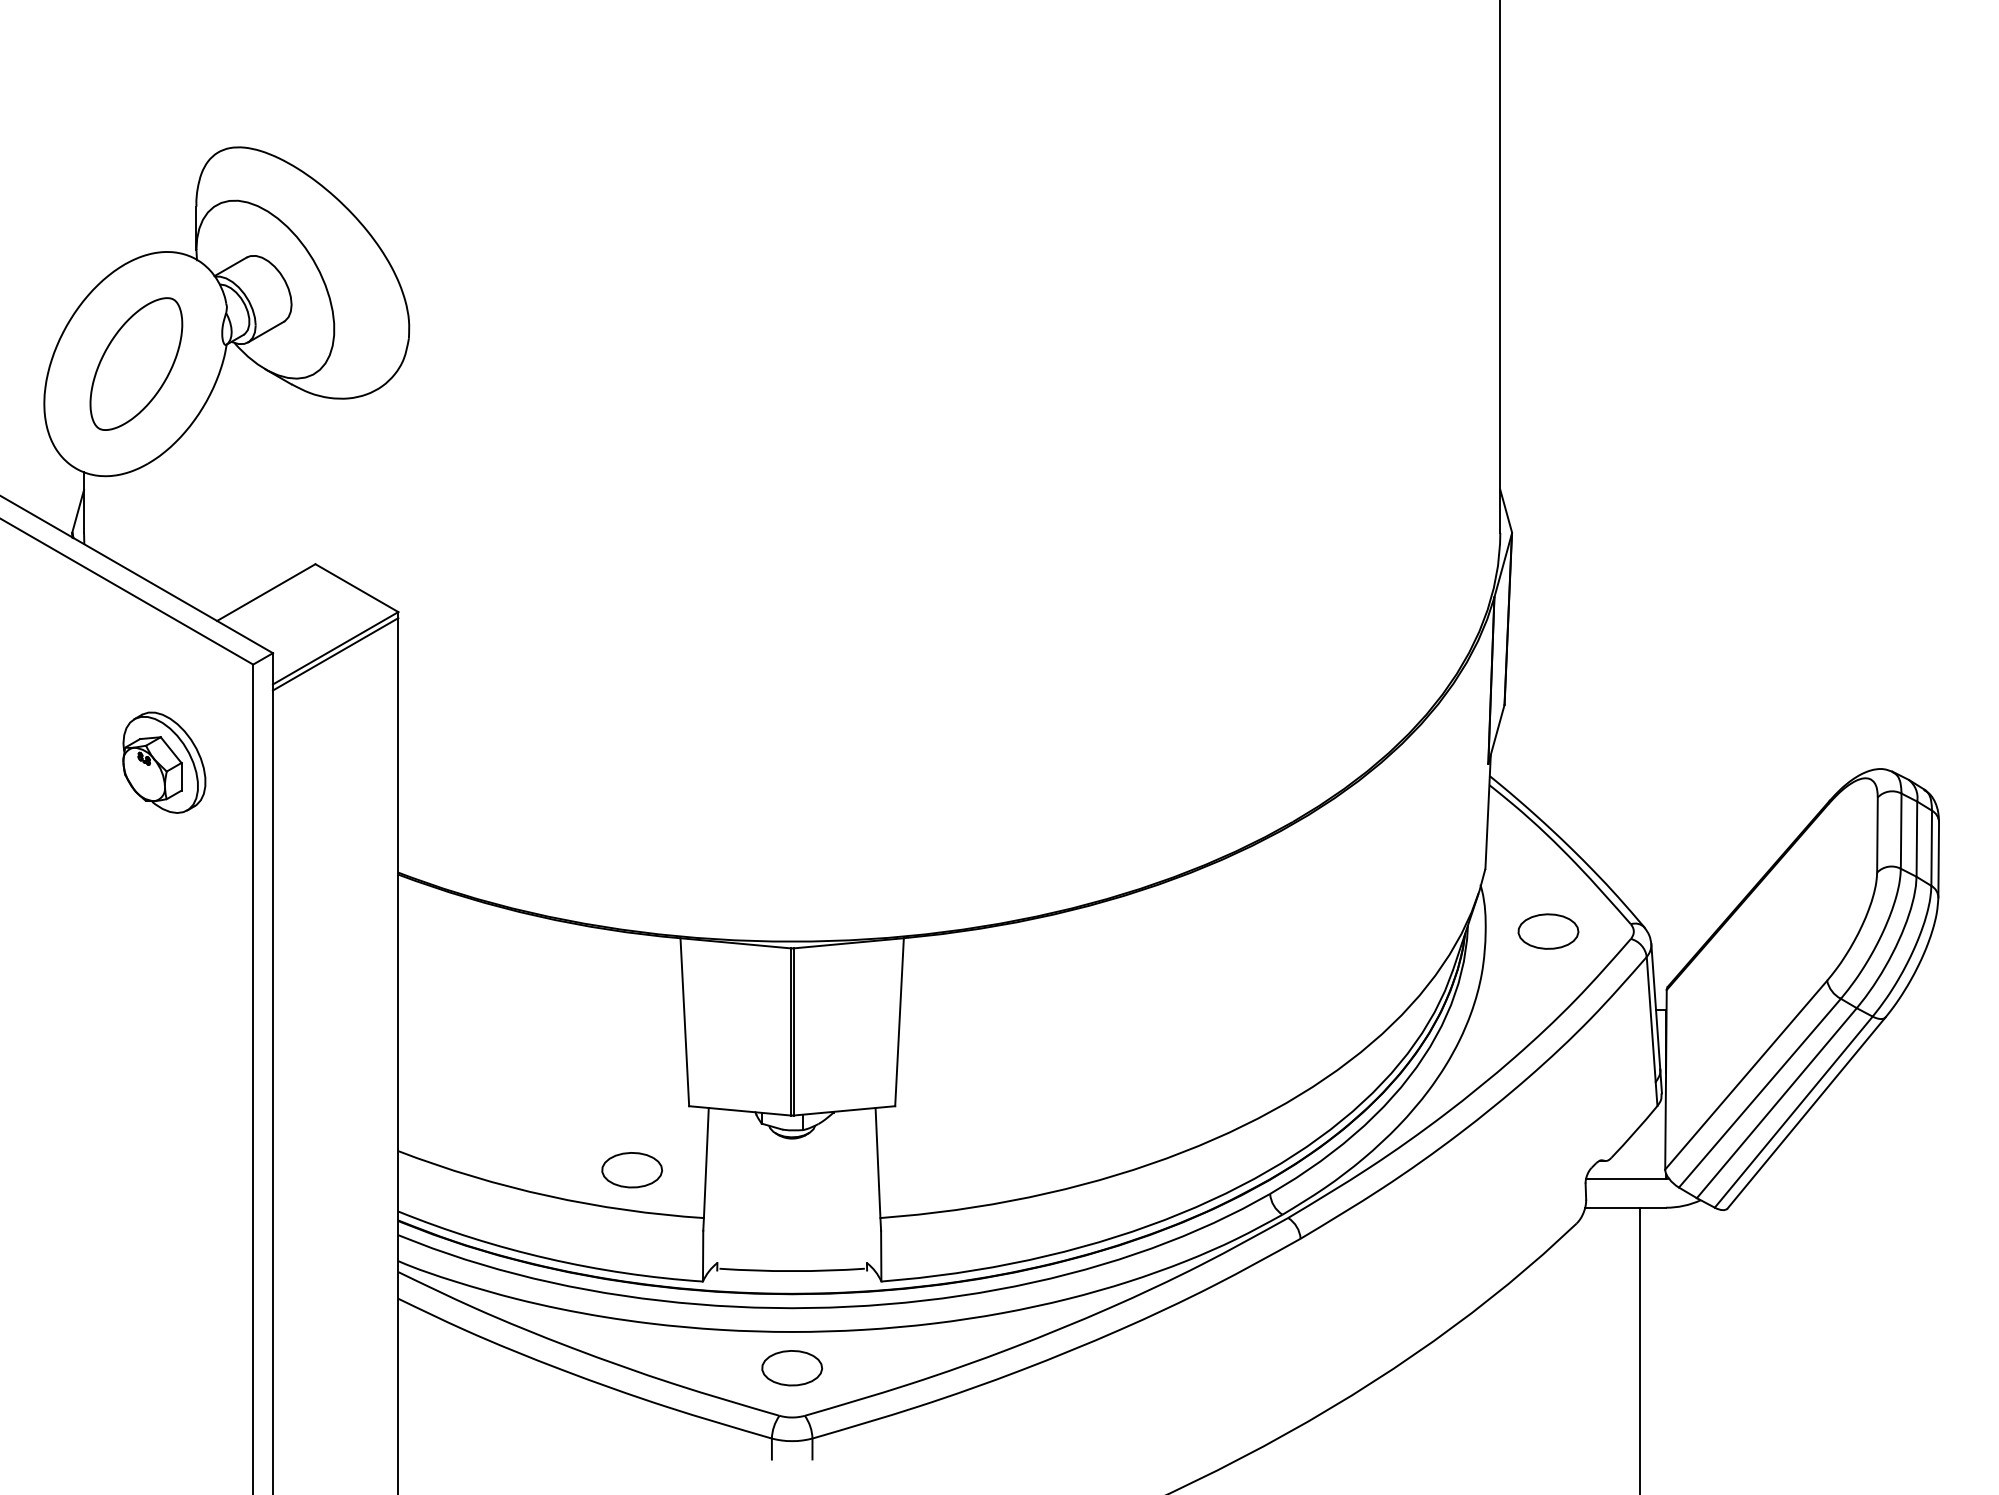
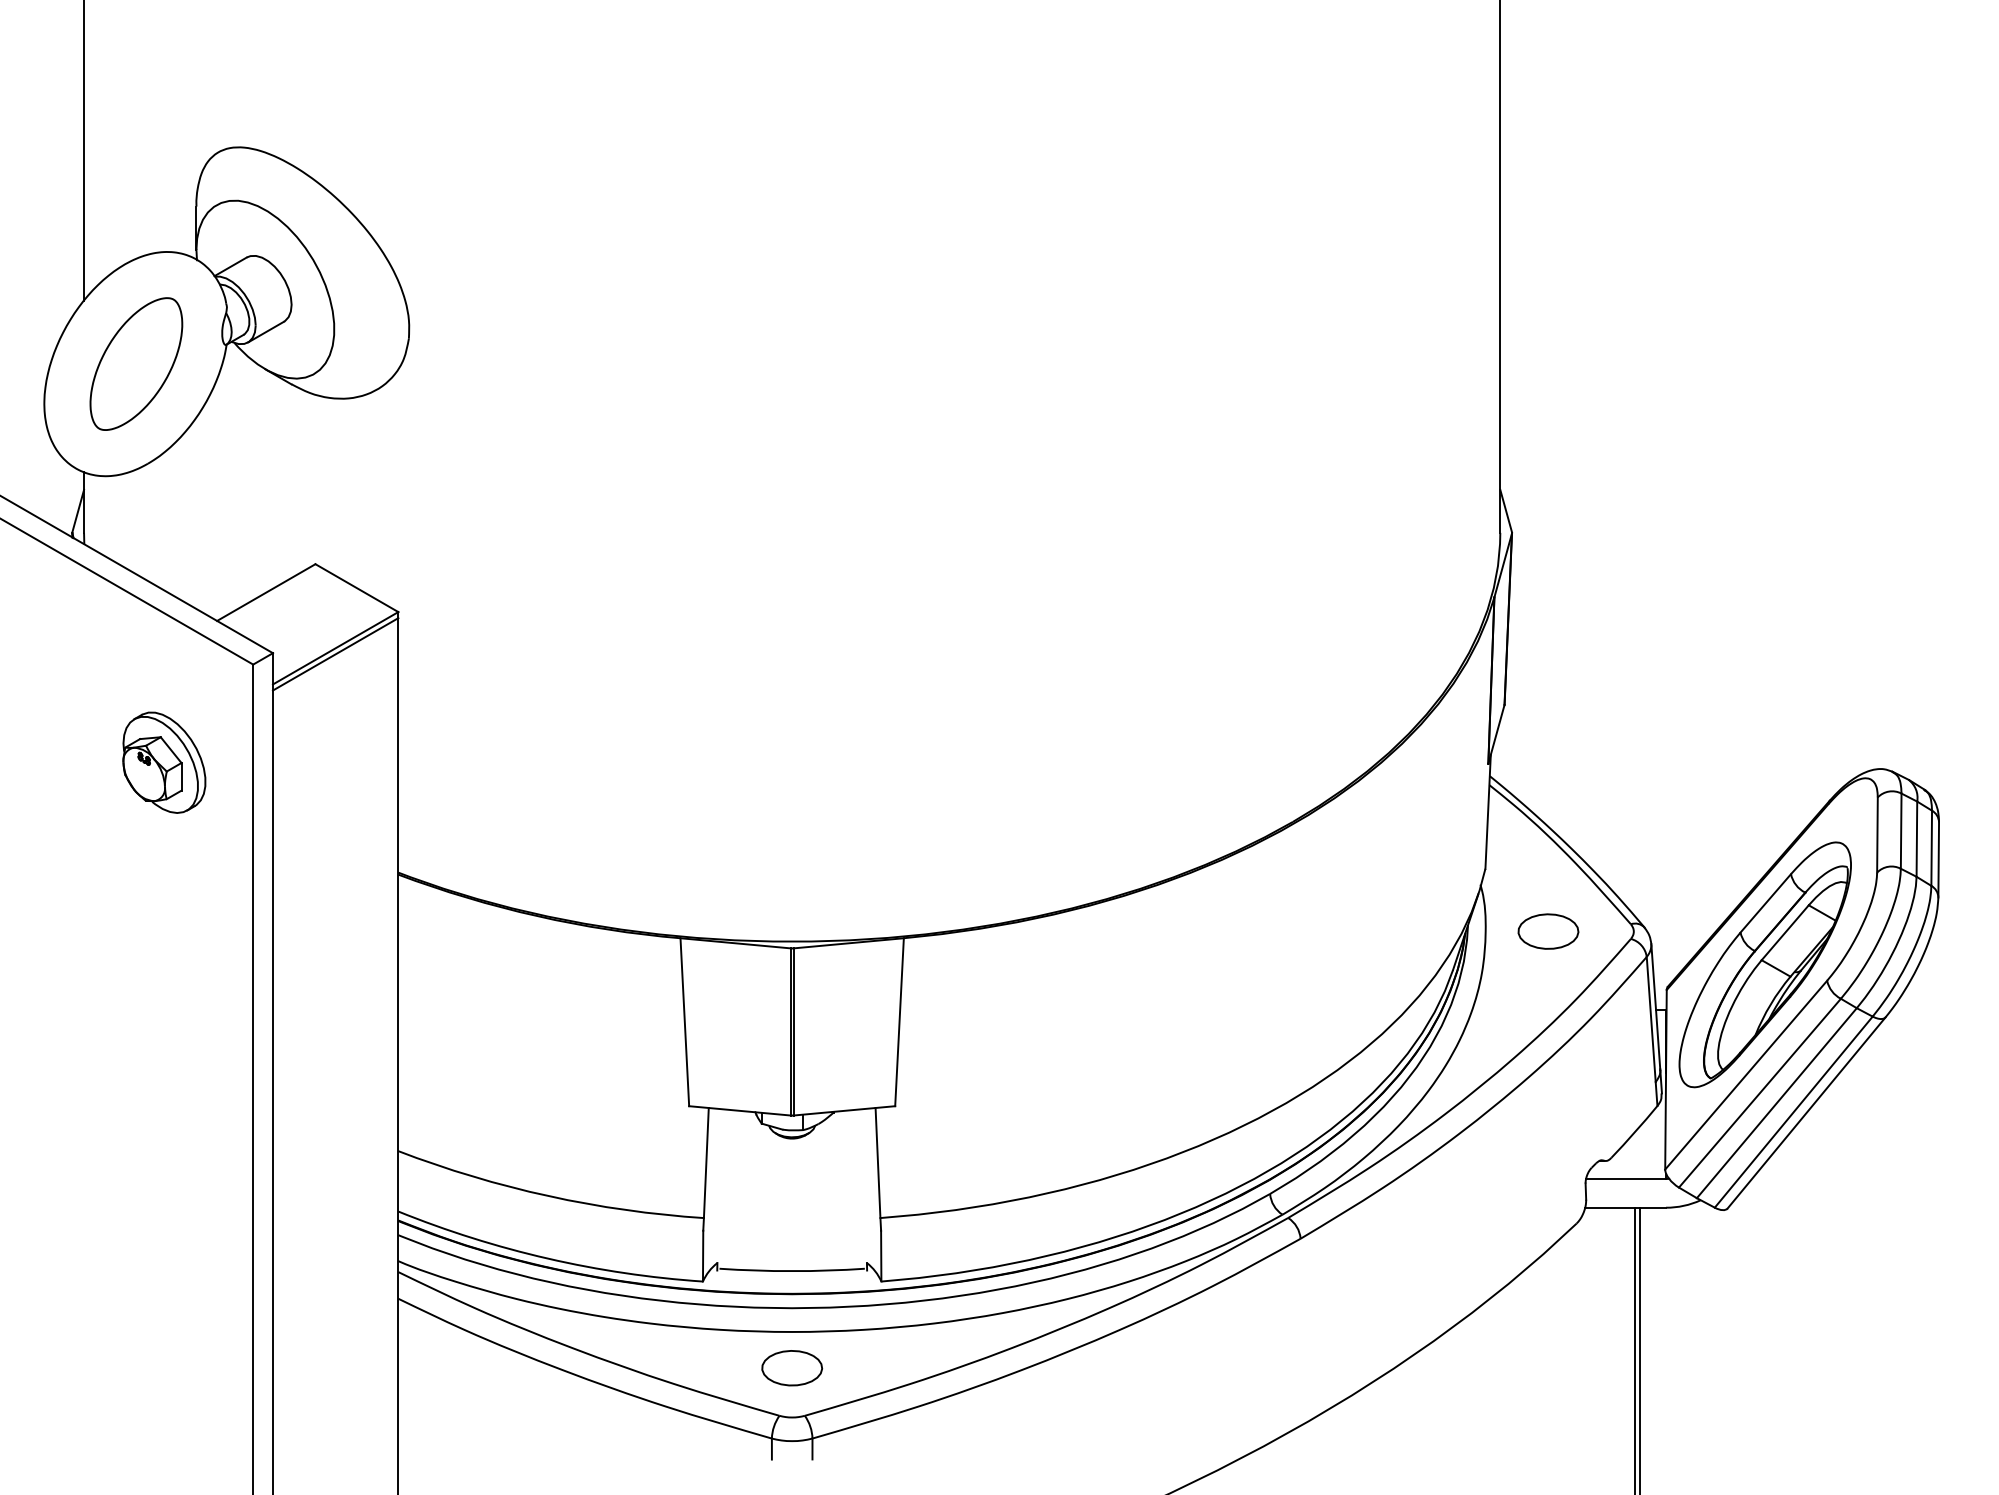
line: none -> present (84, 151)
part: none -> present (1764, 964)
part: present -> none (632, 1170)
line: none -> present (1634, 1349)
